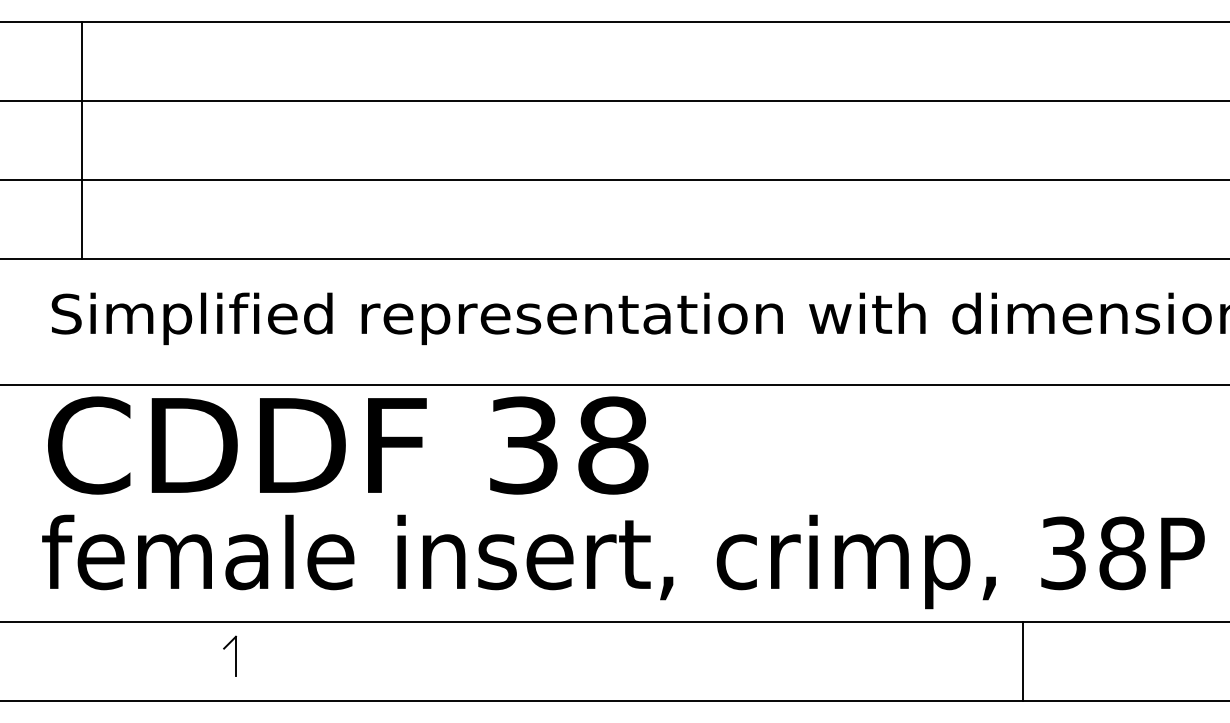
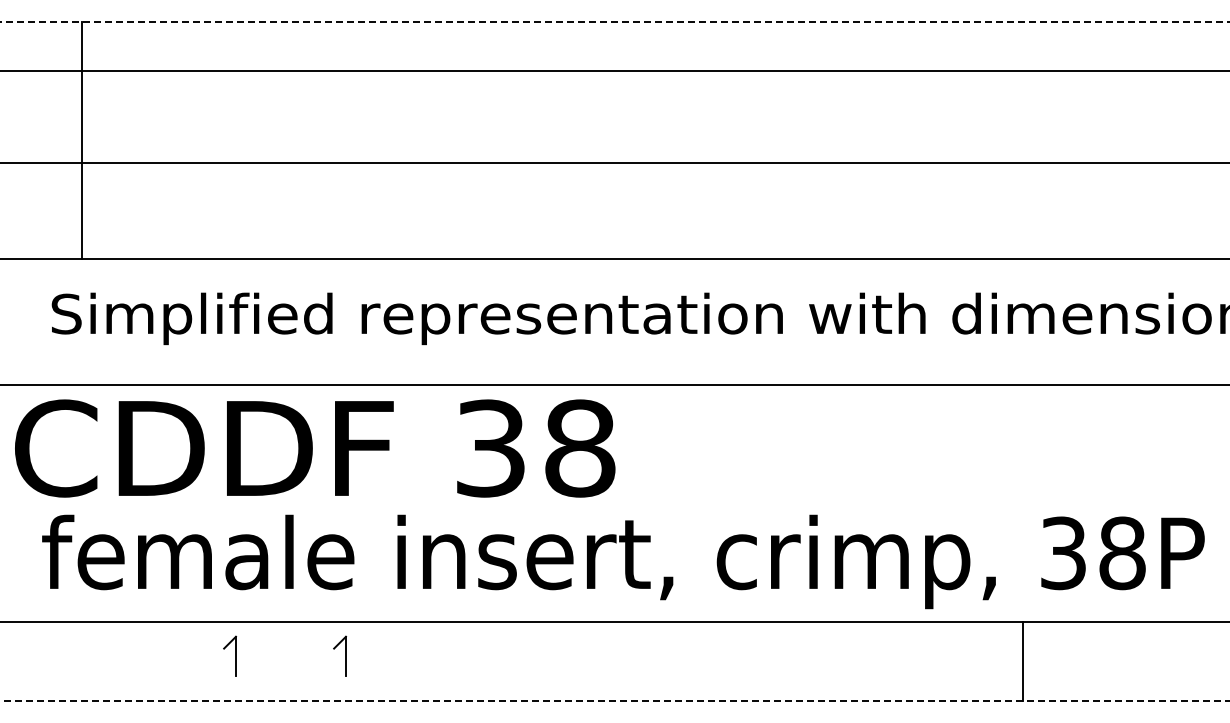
line: solid -> dashed (615, 21)
line position: (614, 100) -> (614, 70) (614, 70)
line position: (614, 179) -> (614, 162) (614, 162)
text position: (348, 445) -> (315, 448) (315, 448)
part: none -> present (339, 655)
line: solid -> dashed (614, 701)
